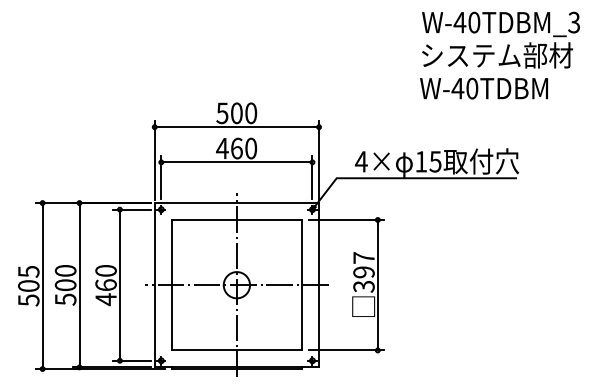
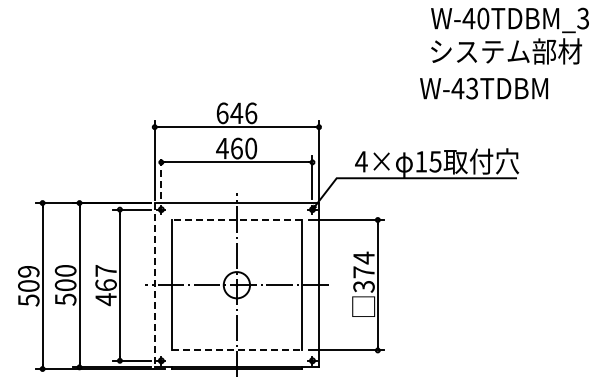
text position: (500, 39) -> (509, 35) (509, 35)
text: W-40TDBM -> W-43TDBM (472, 88)
text: 500 -> 646 (236, 113)
line: solid -> dashed (161, 177)
line: solid -> dashed (236, 219)
text: 397 -> 374 (363, 264)
text: 460 -> 467 (105, 270)
text: 505 -> 509 (28, 271)
line: solid -> dashed (154, 285)
line: solid -> dashed (237, 350)
